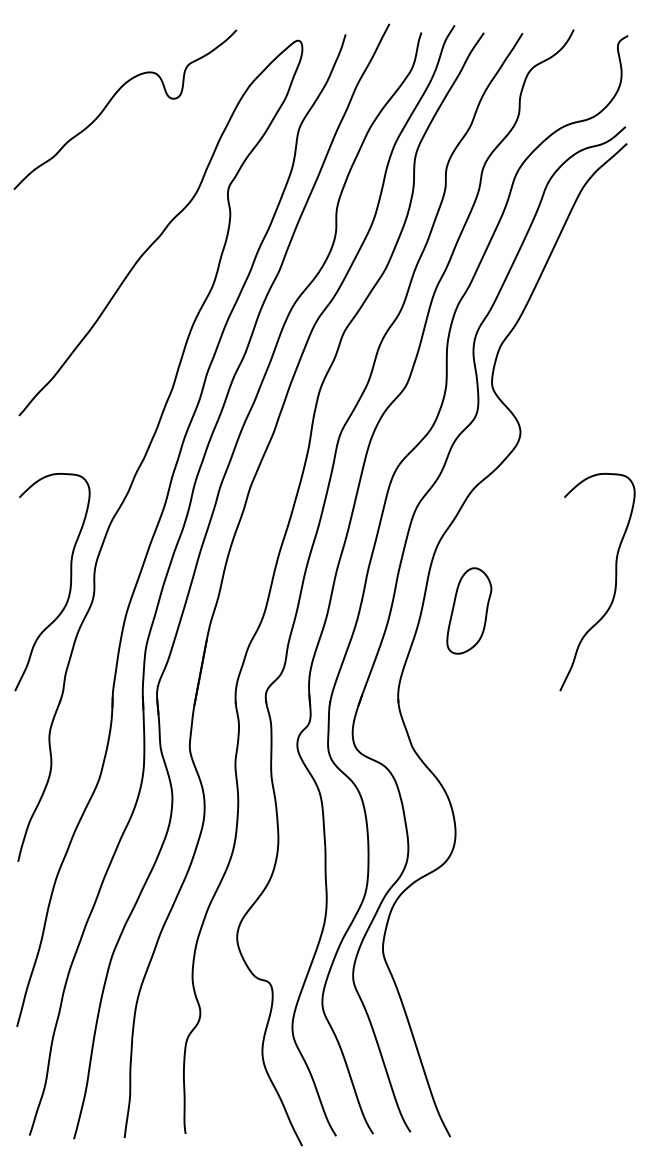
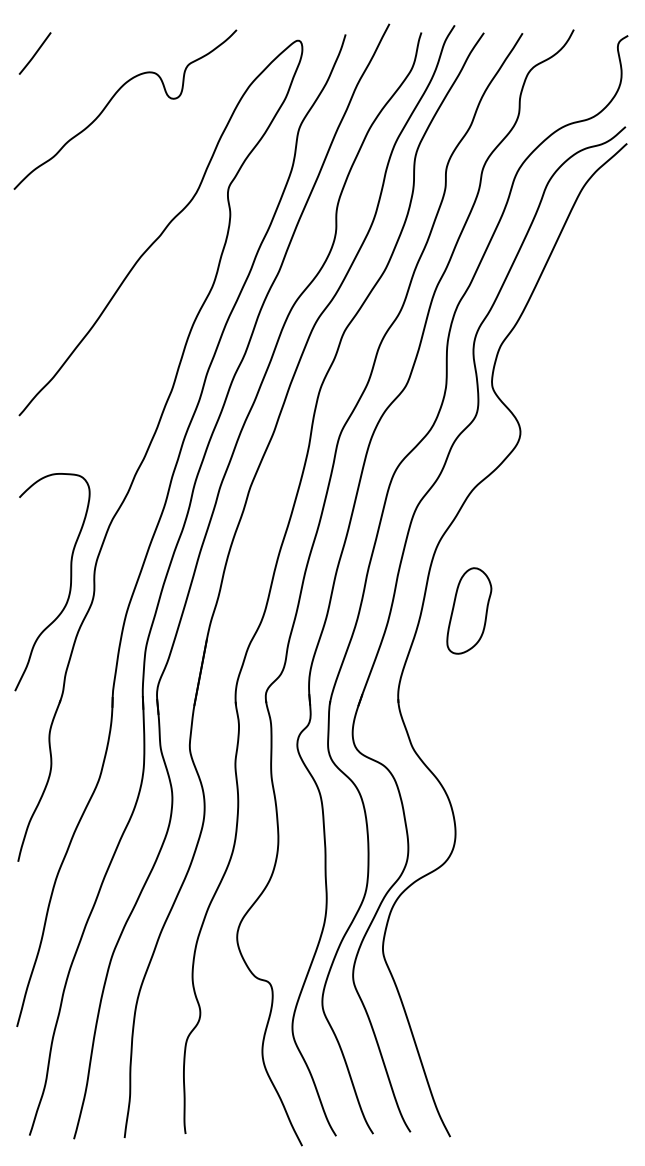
line: none -> present (34, 53)
curve: present -> none (614, 586)
